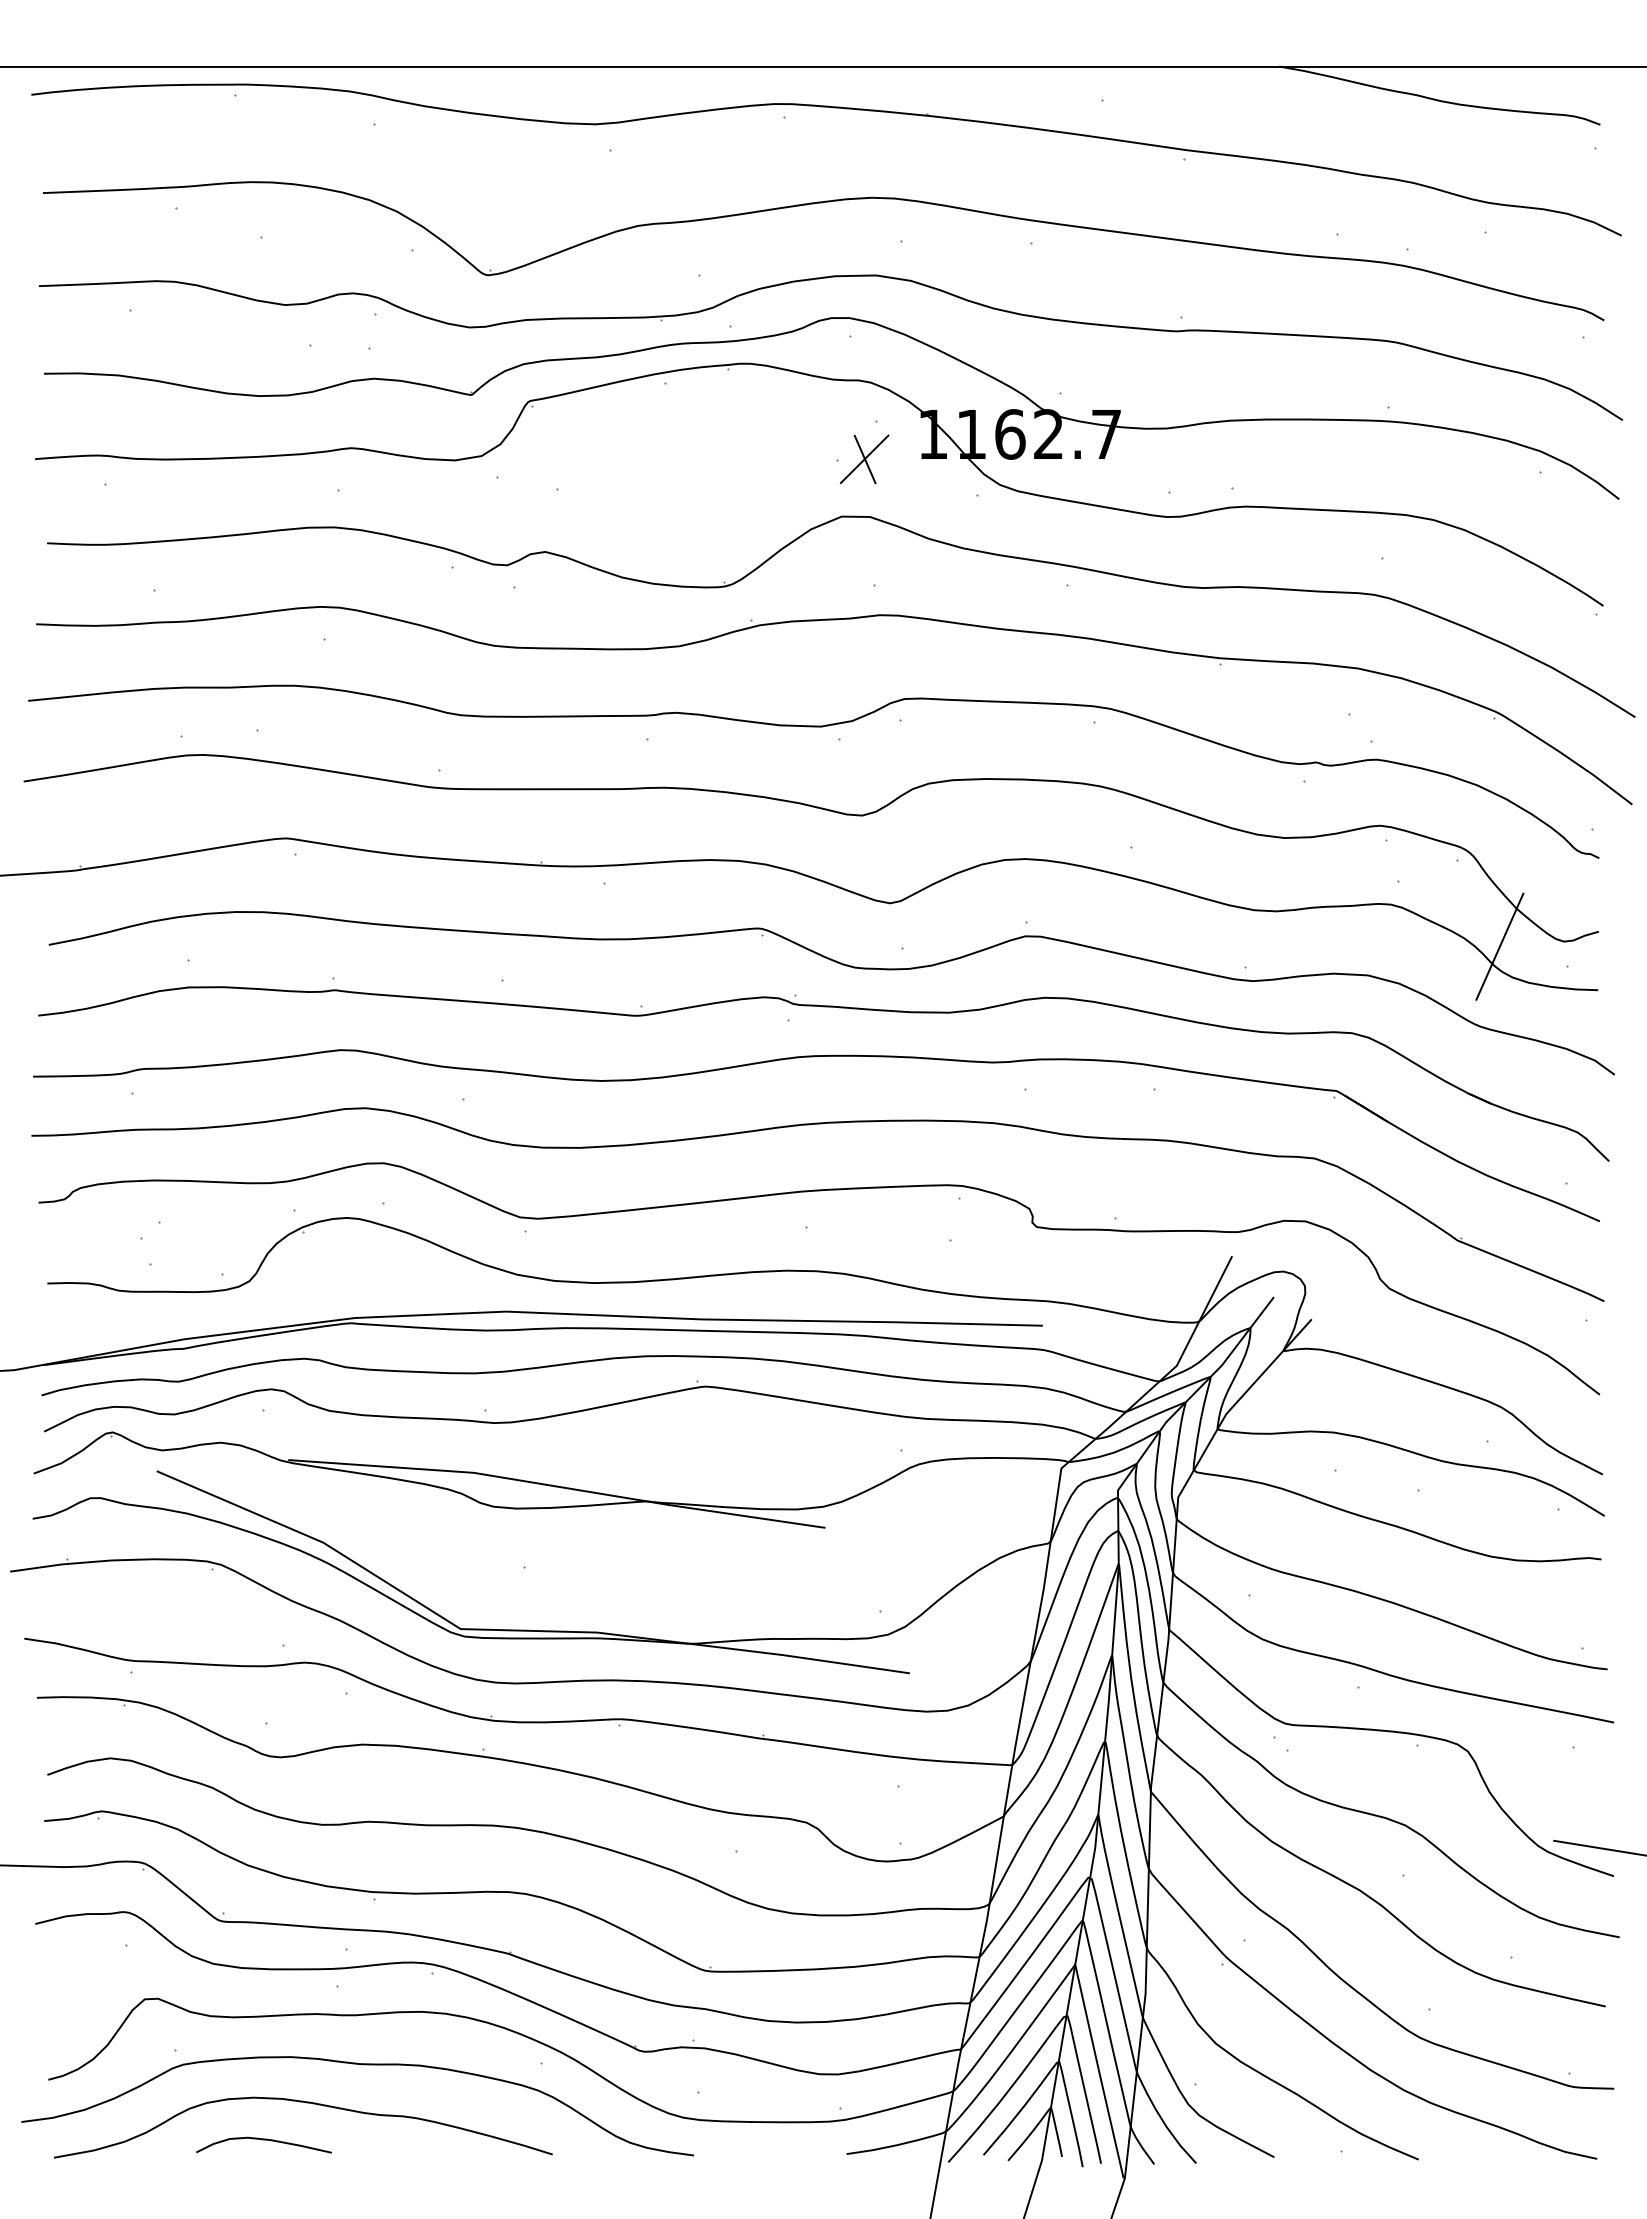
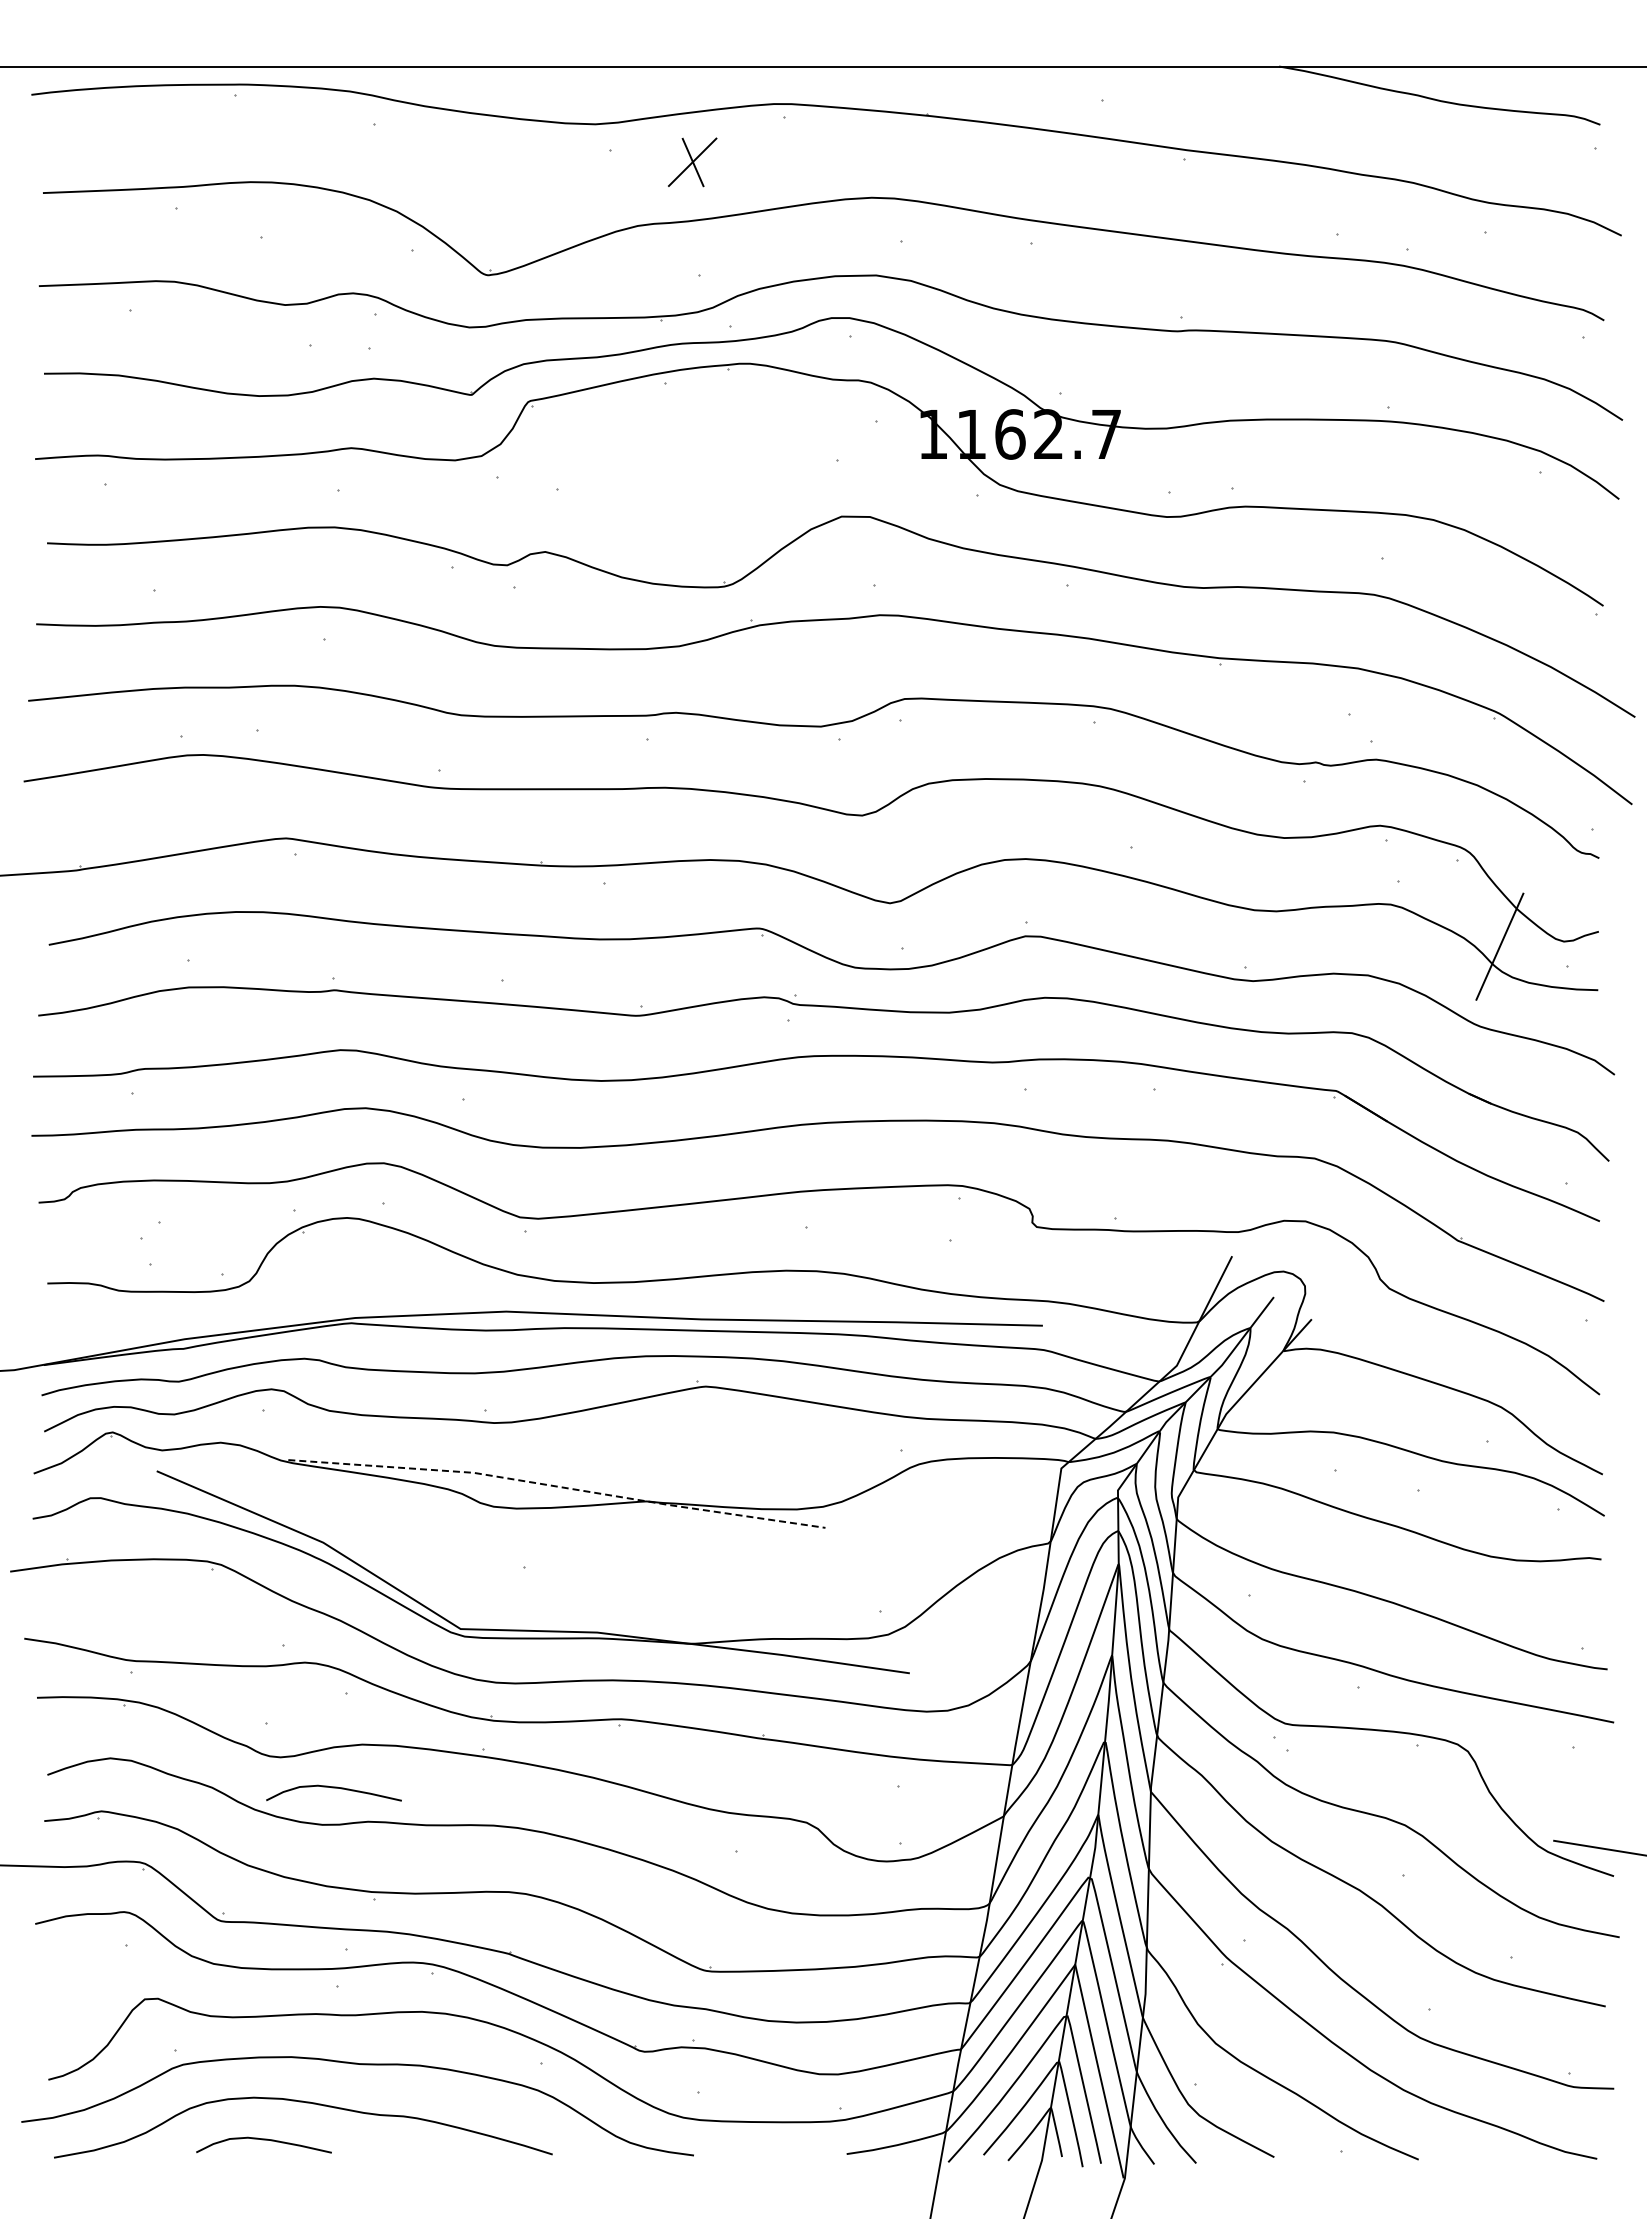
part position: (864, 459) -> (692, 162) (692, 162)
line: solid -> dashed (558, 1486)
curve: none -> present (333, 1788)
